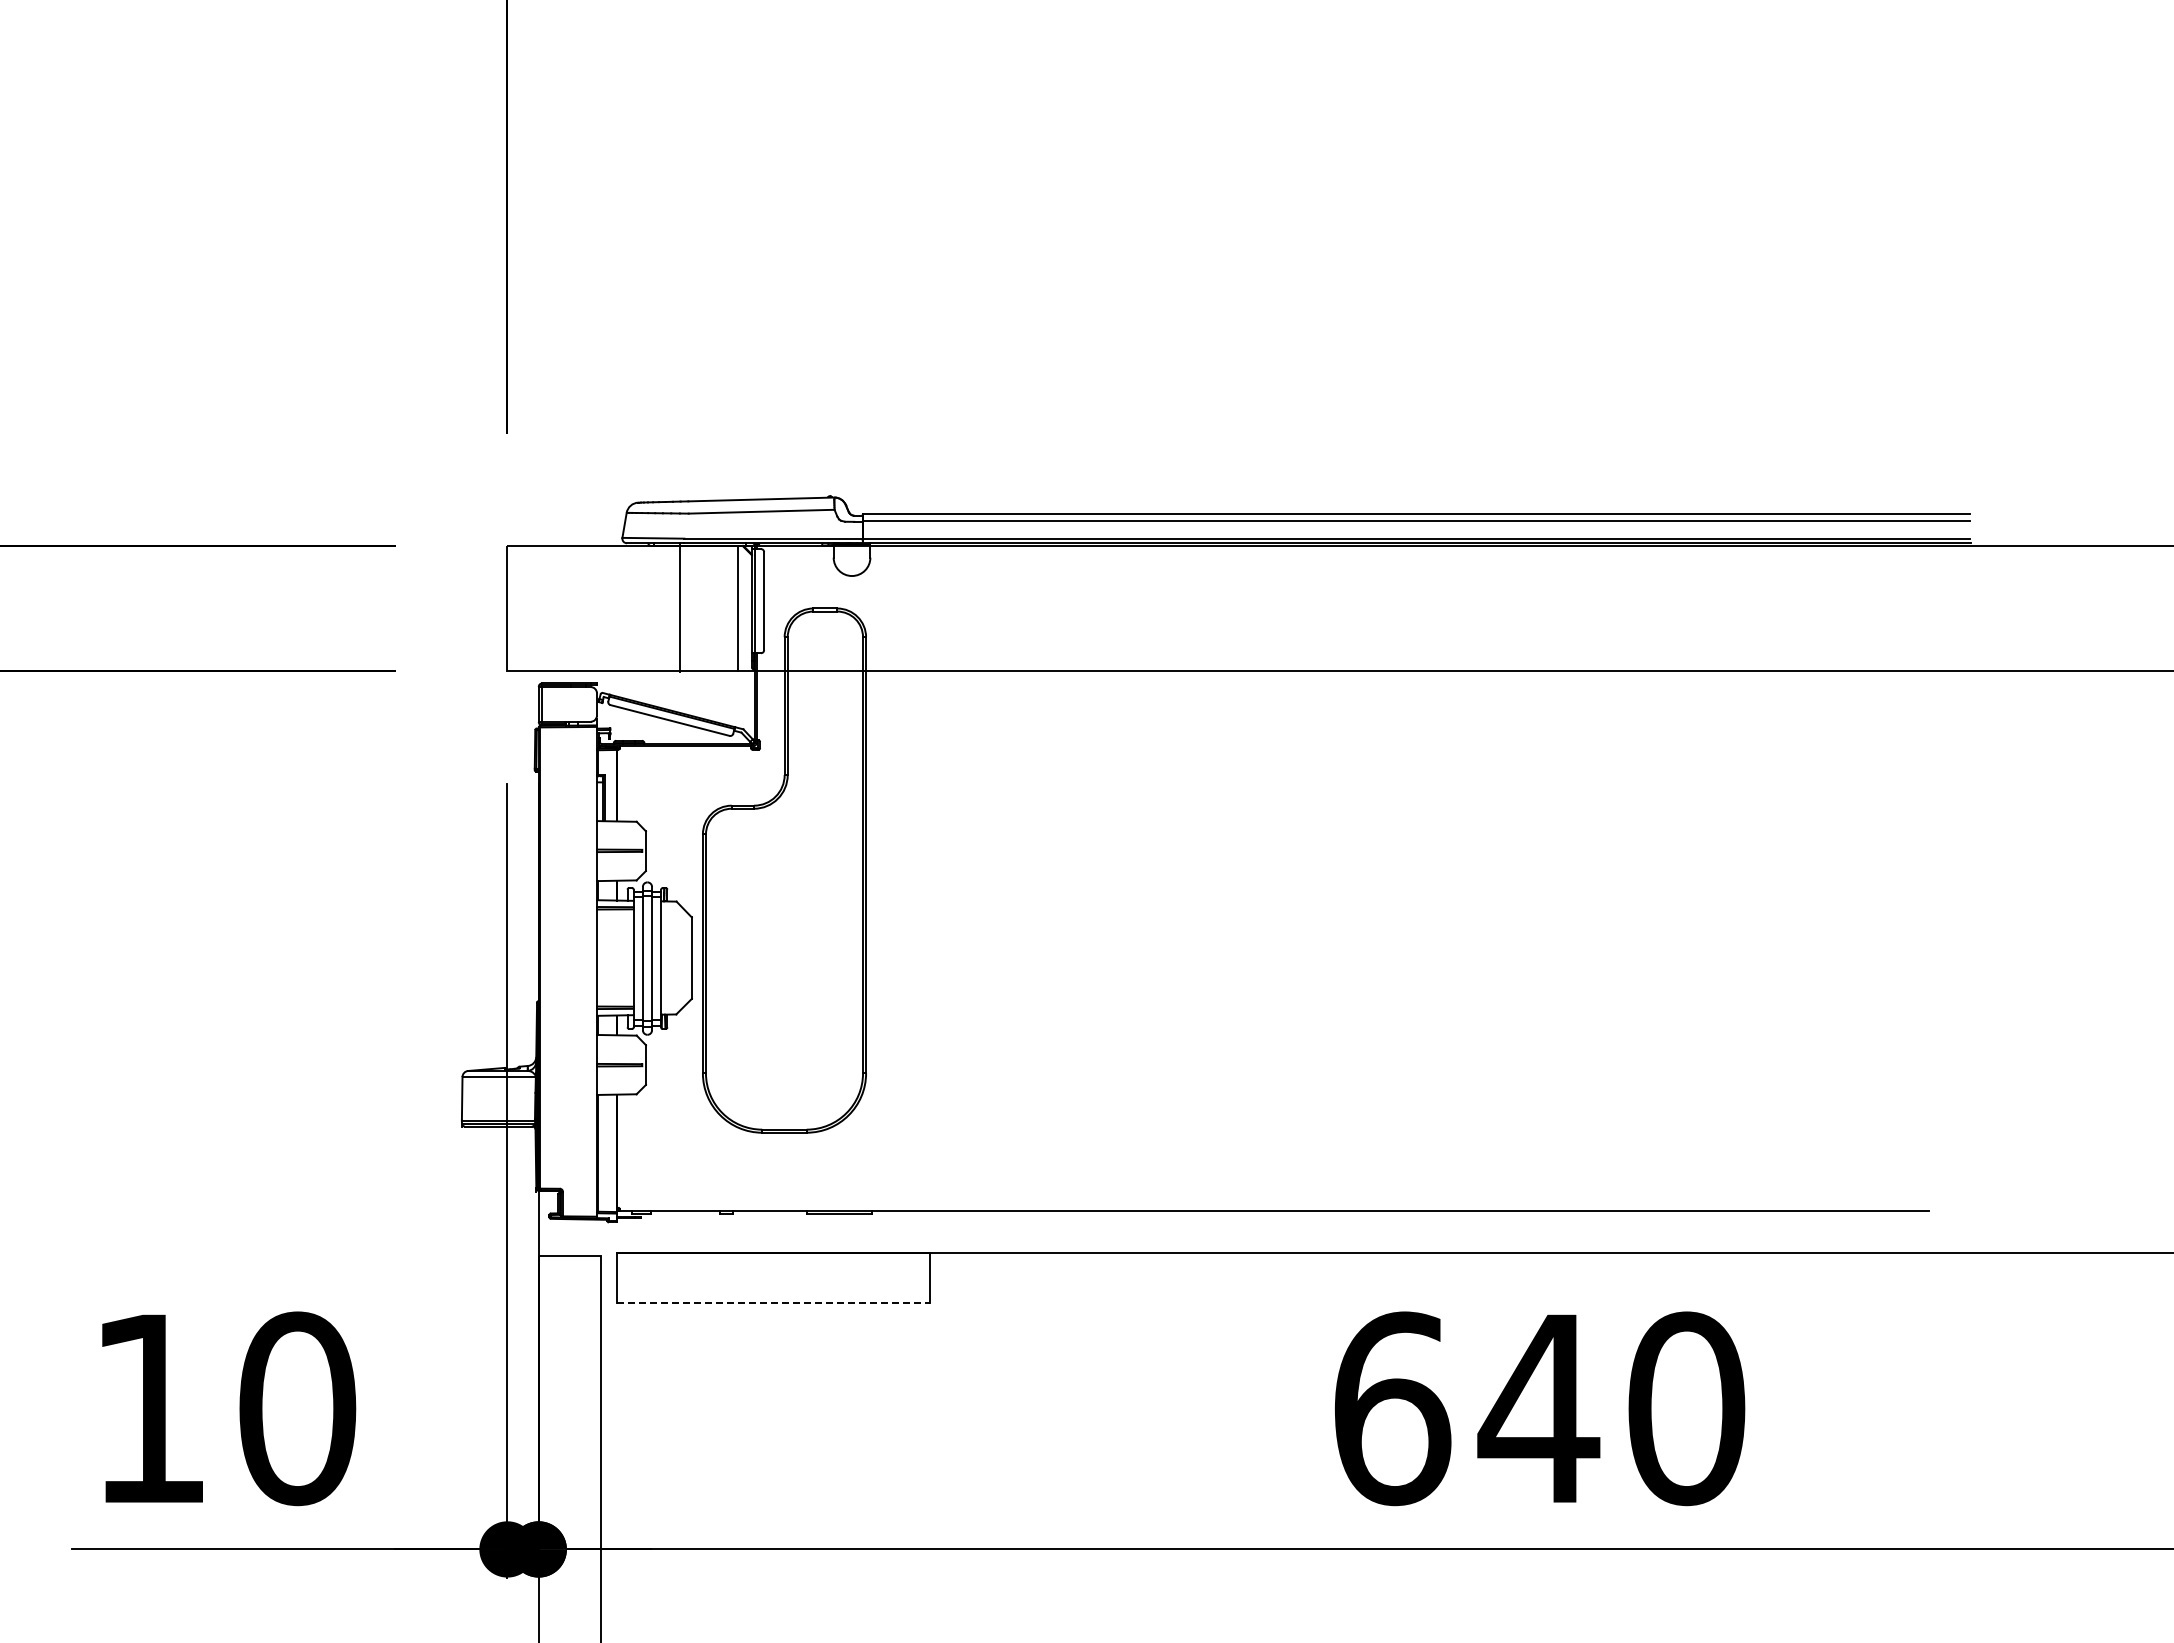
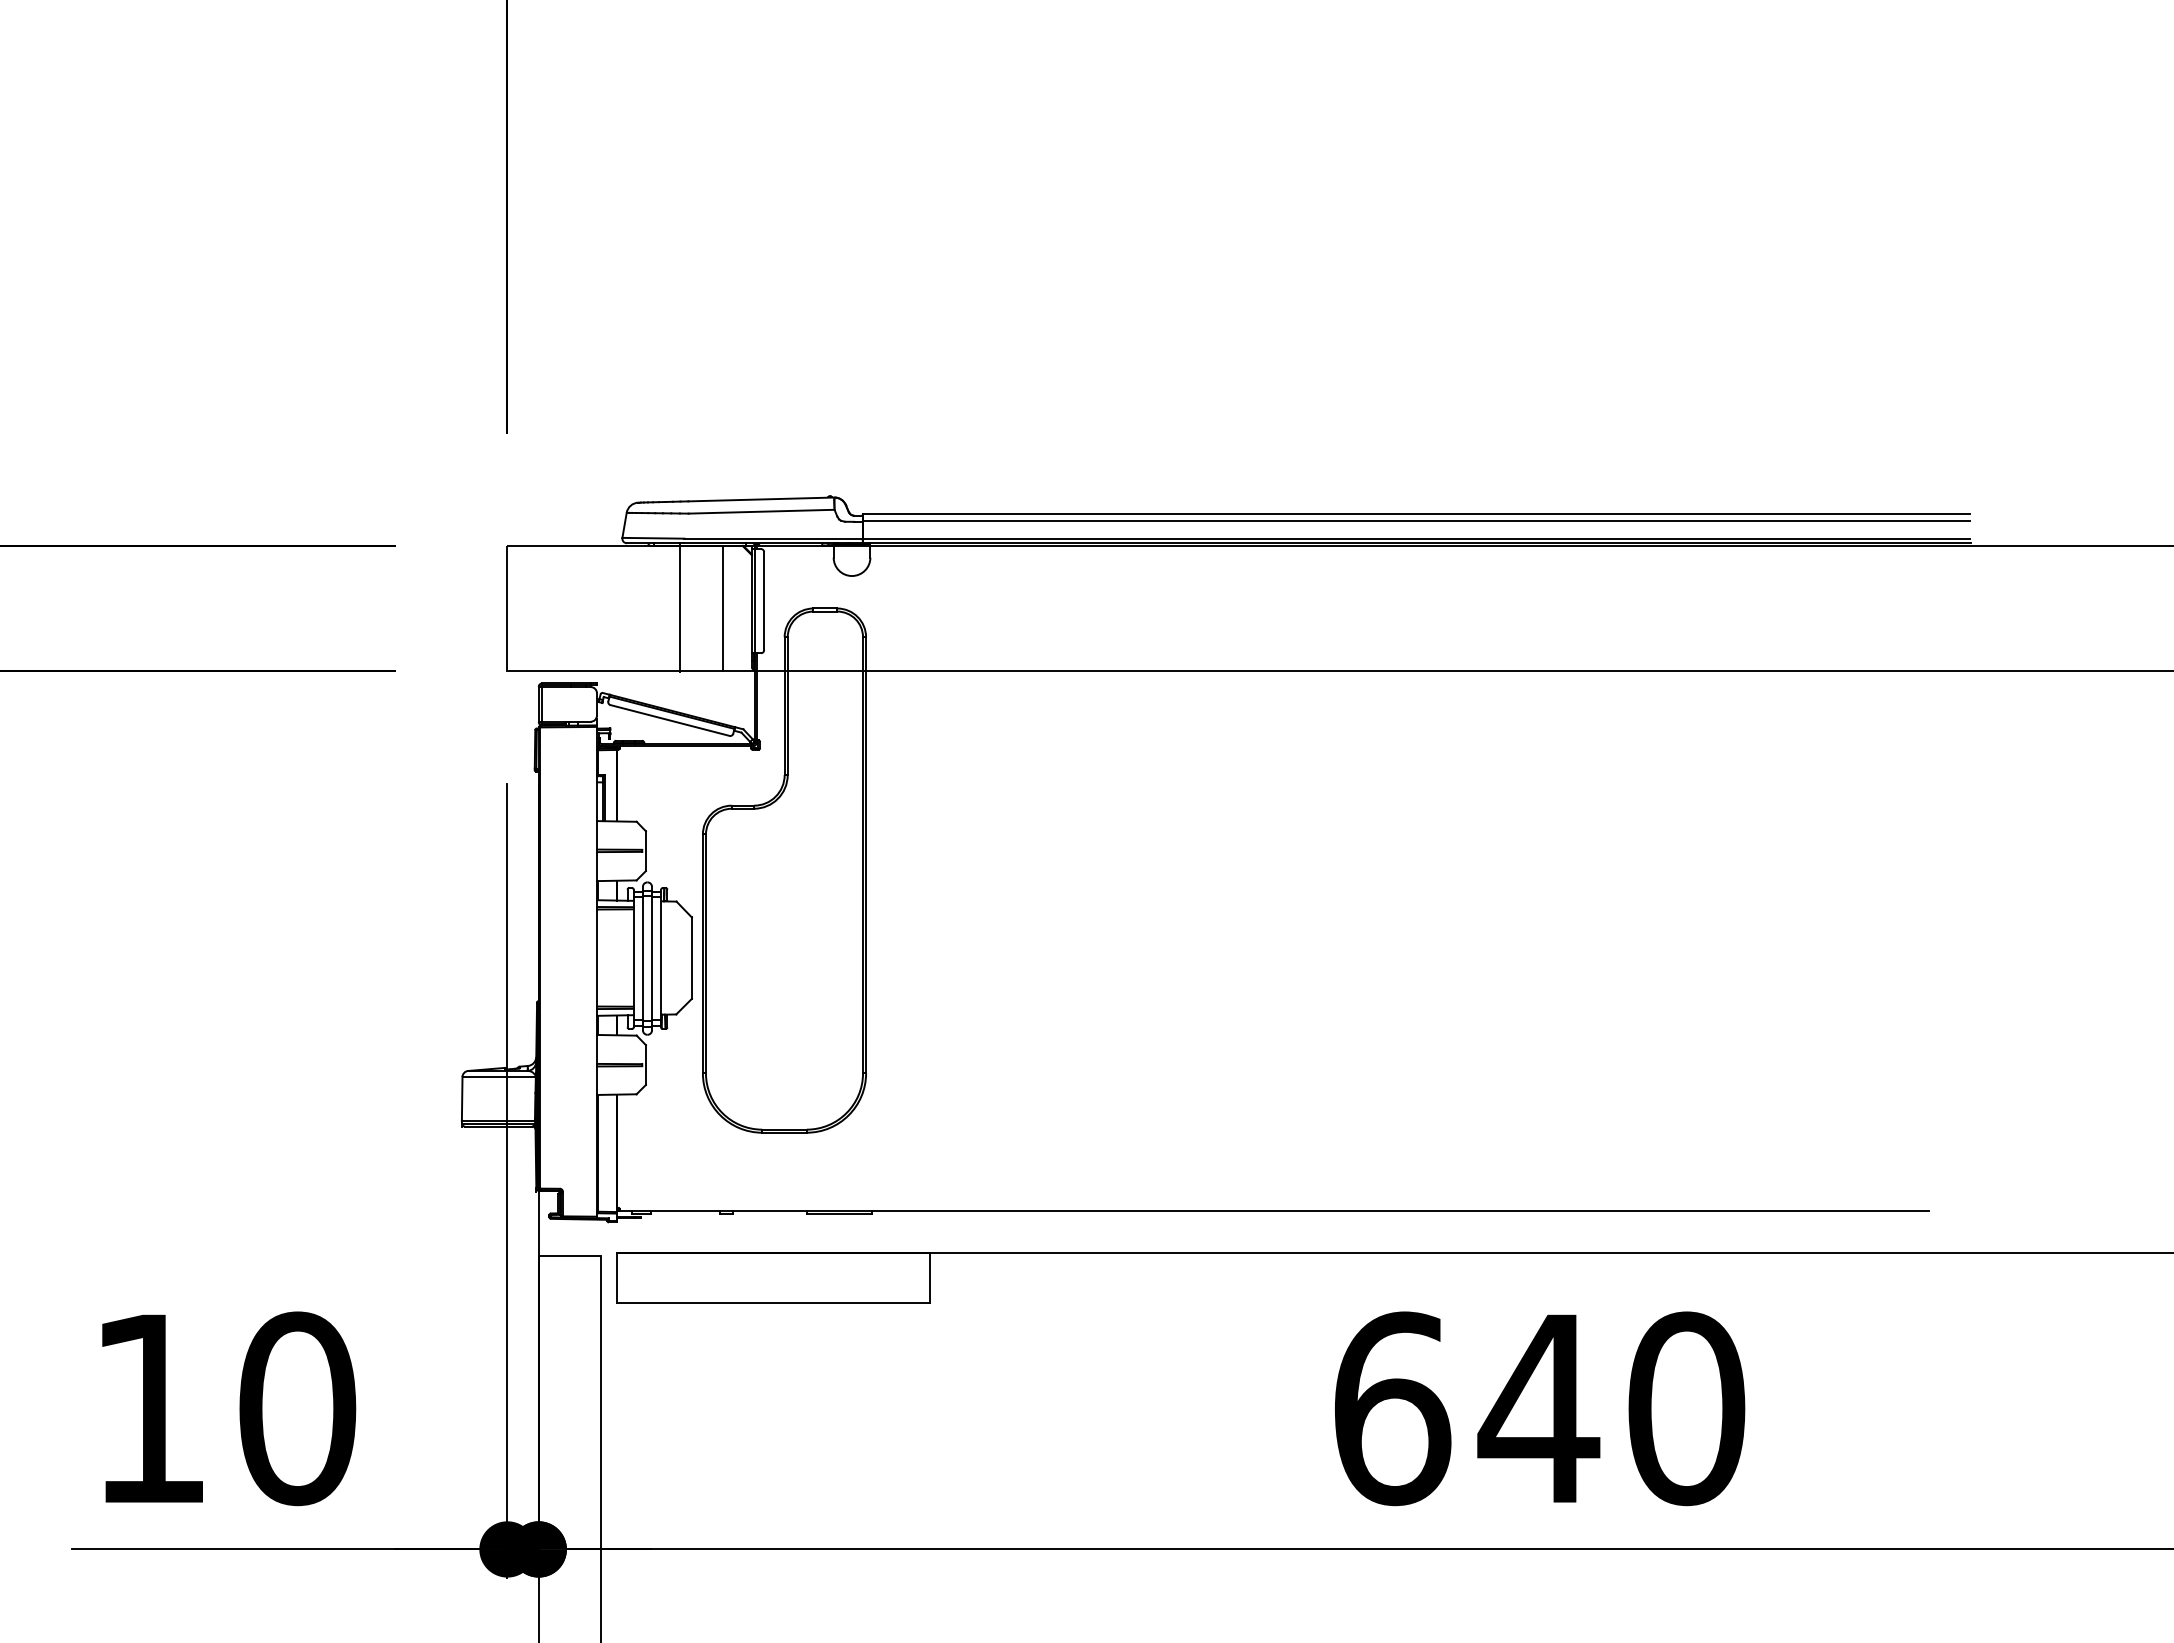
line position: (738, 608) -> (723, 608) (723, 608)
line: dashed -> solid (773, 1302)
